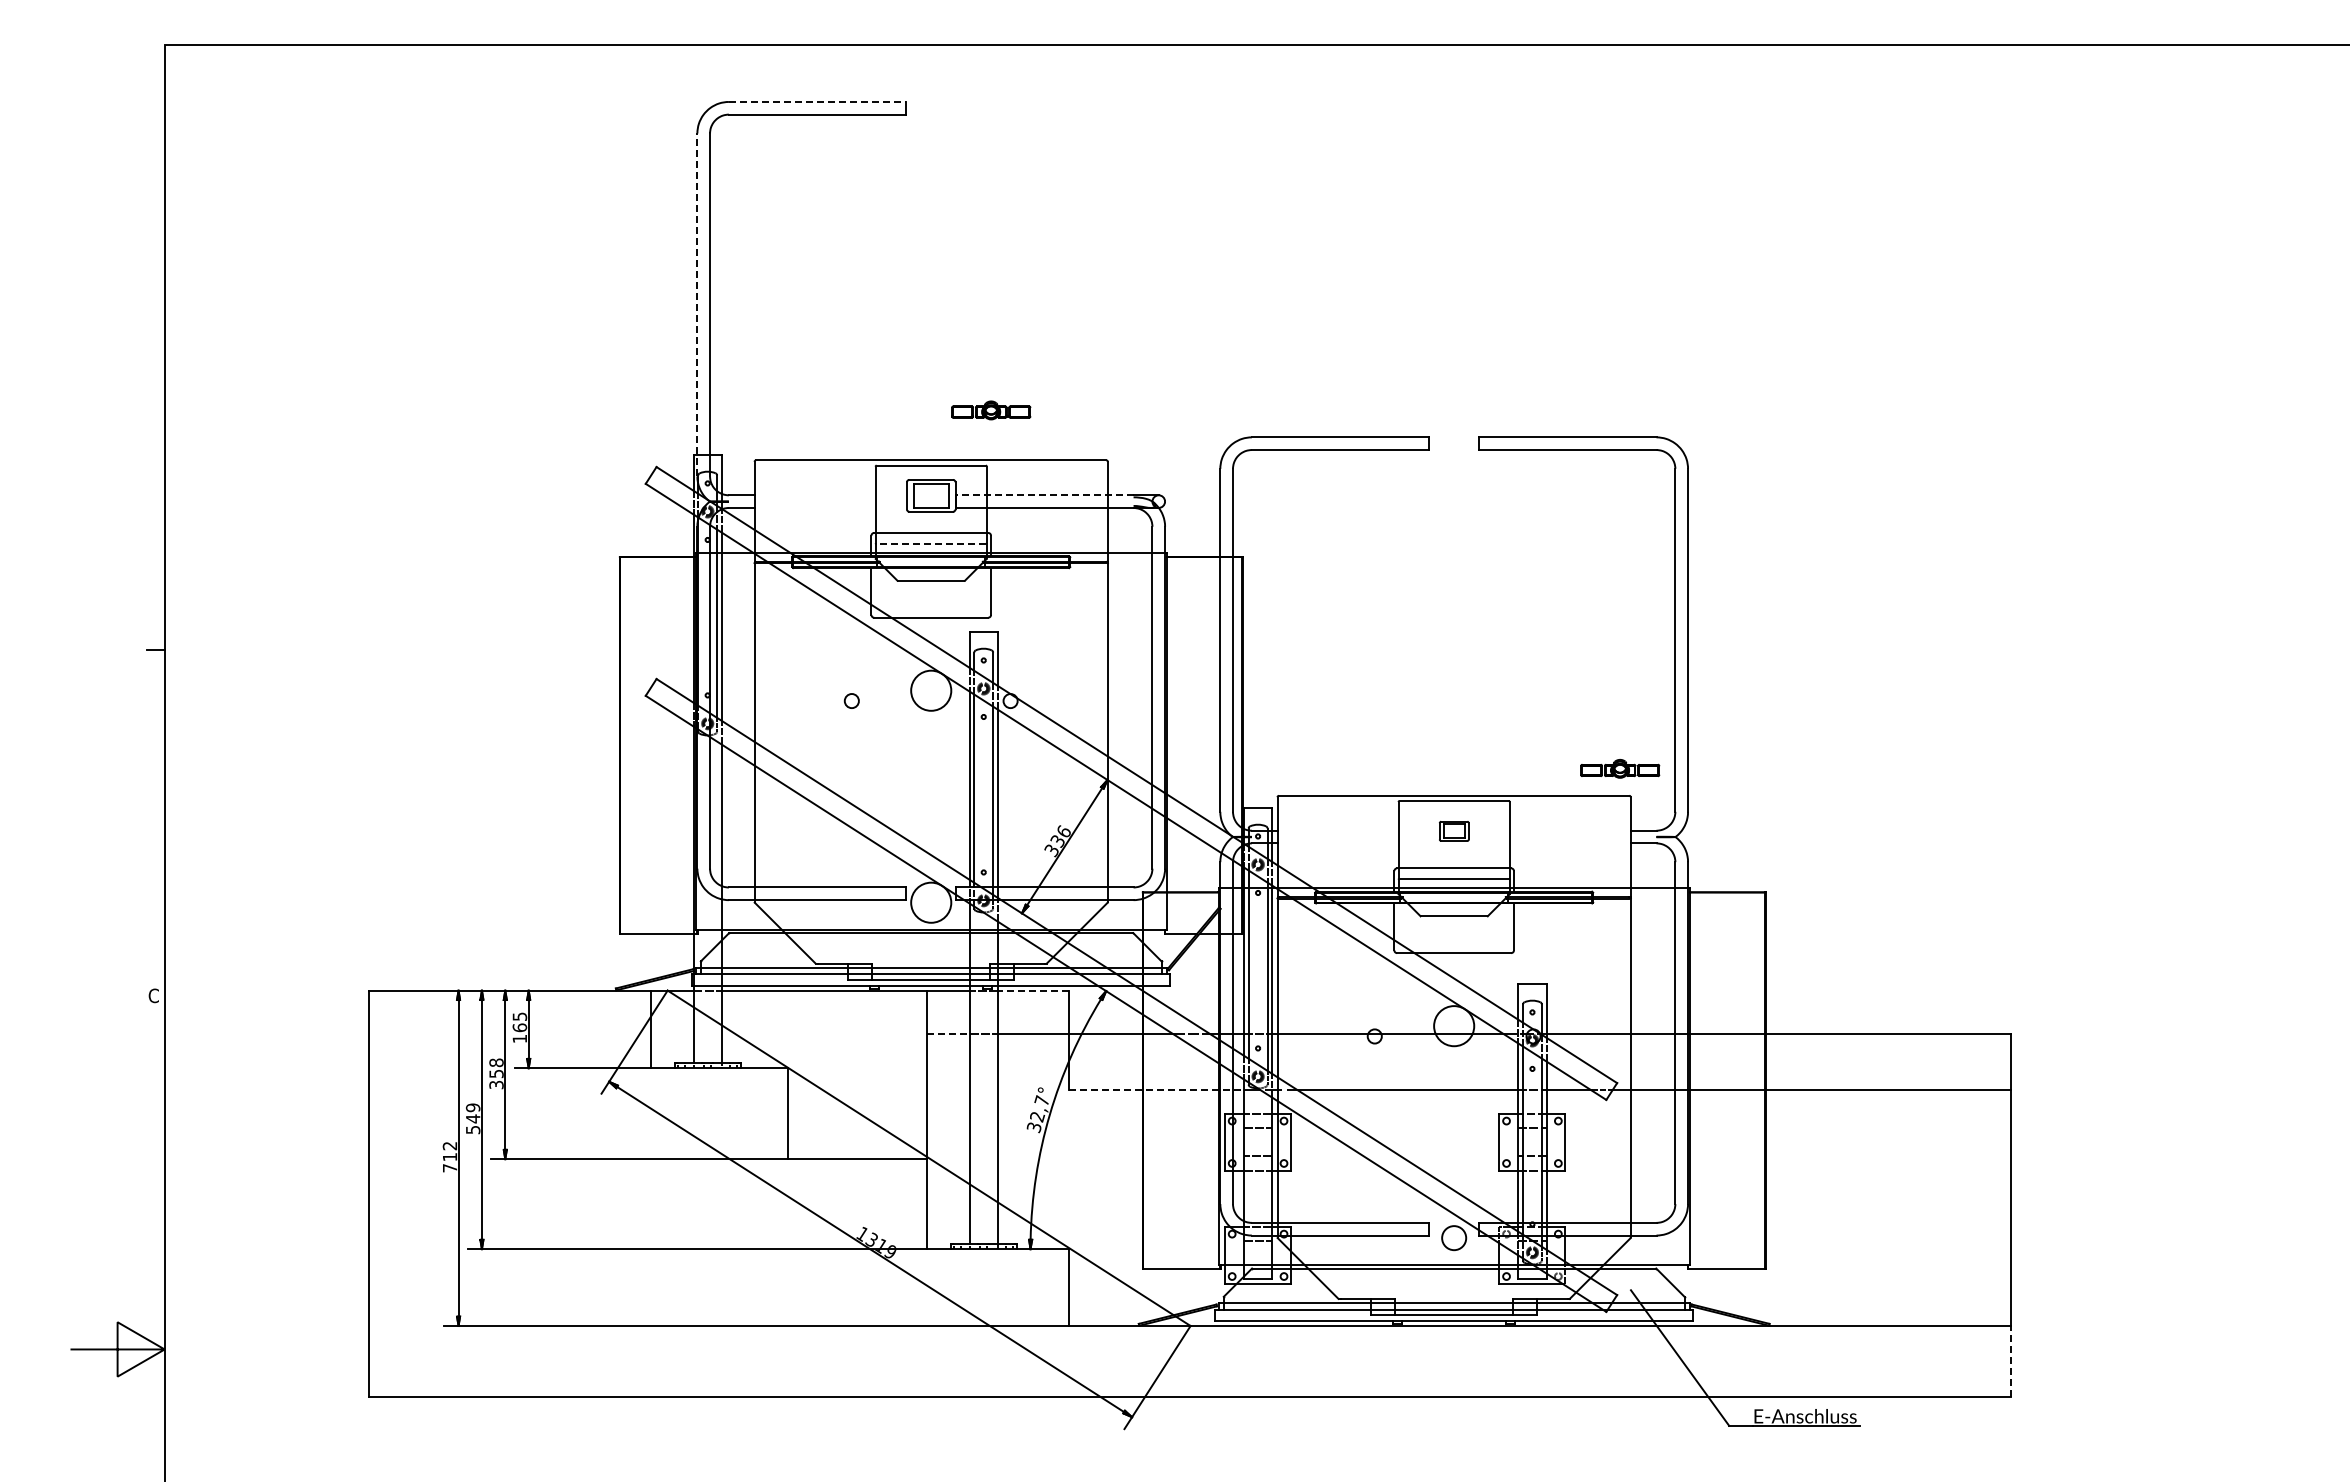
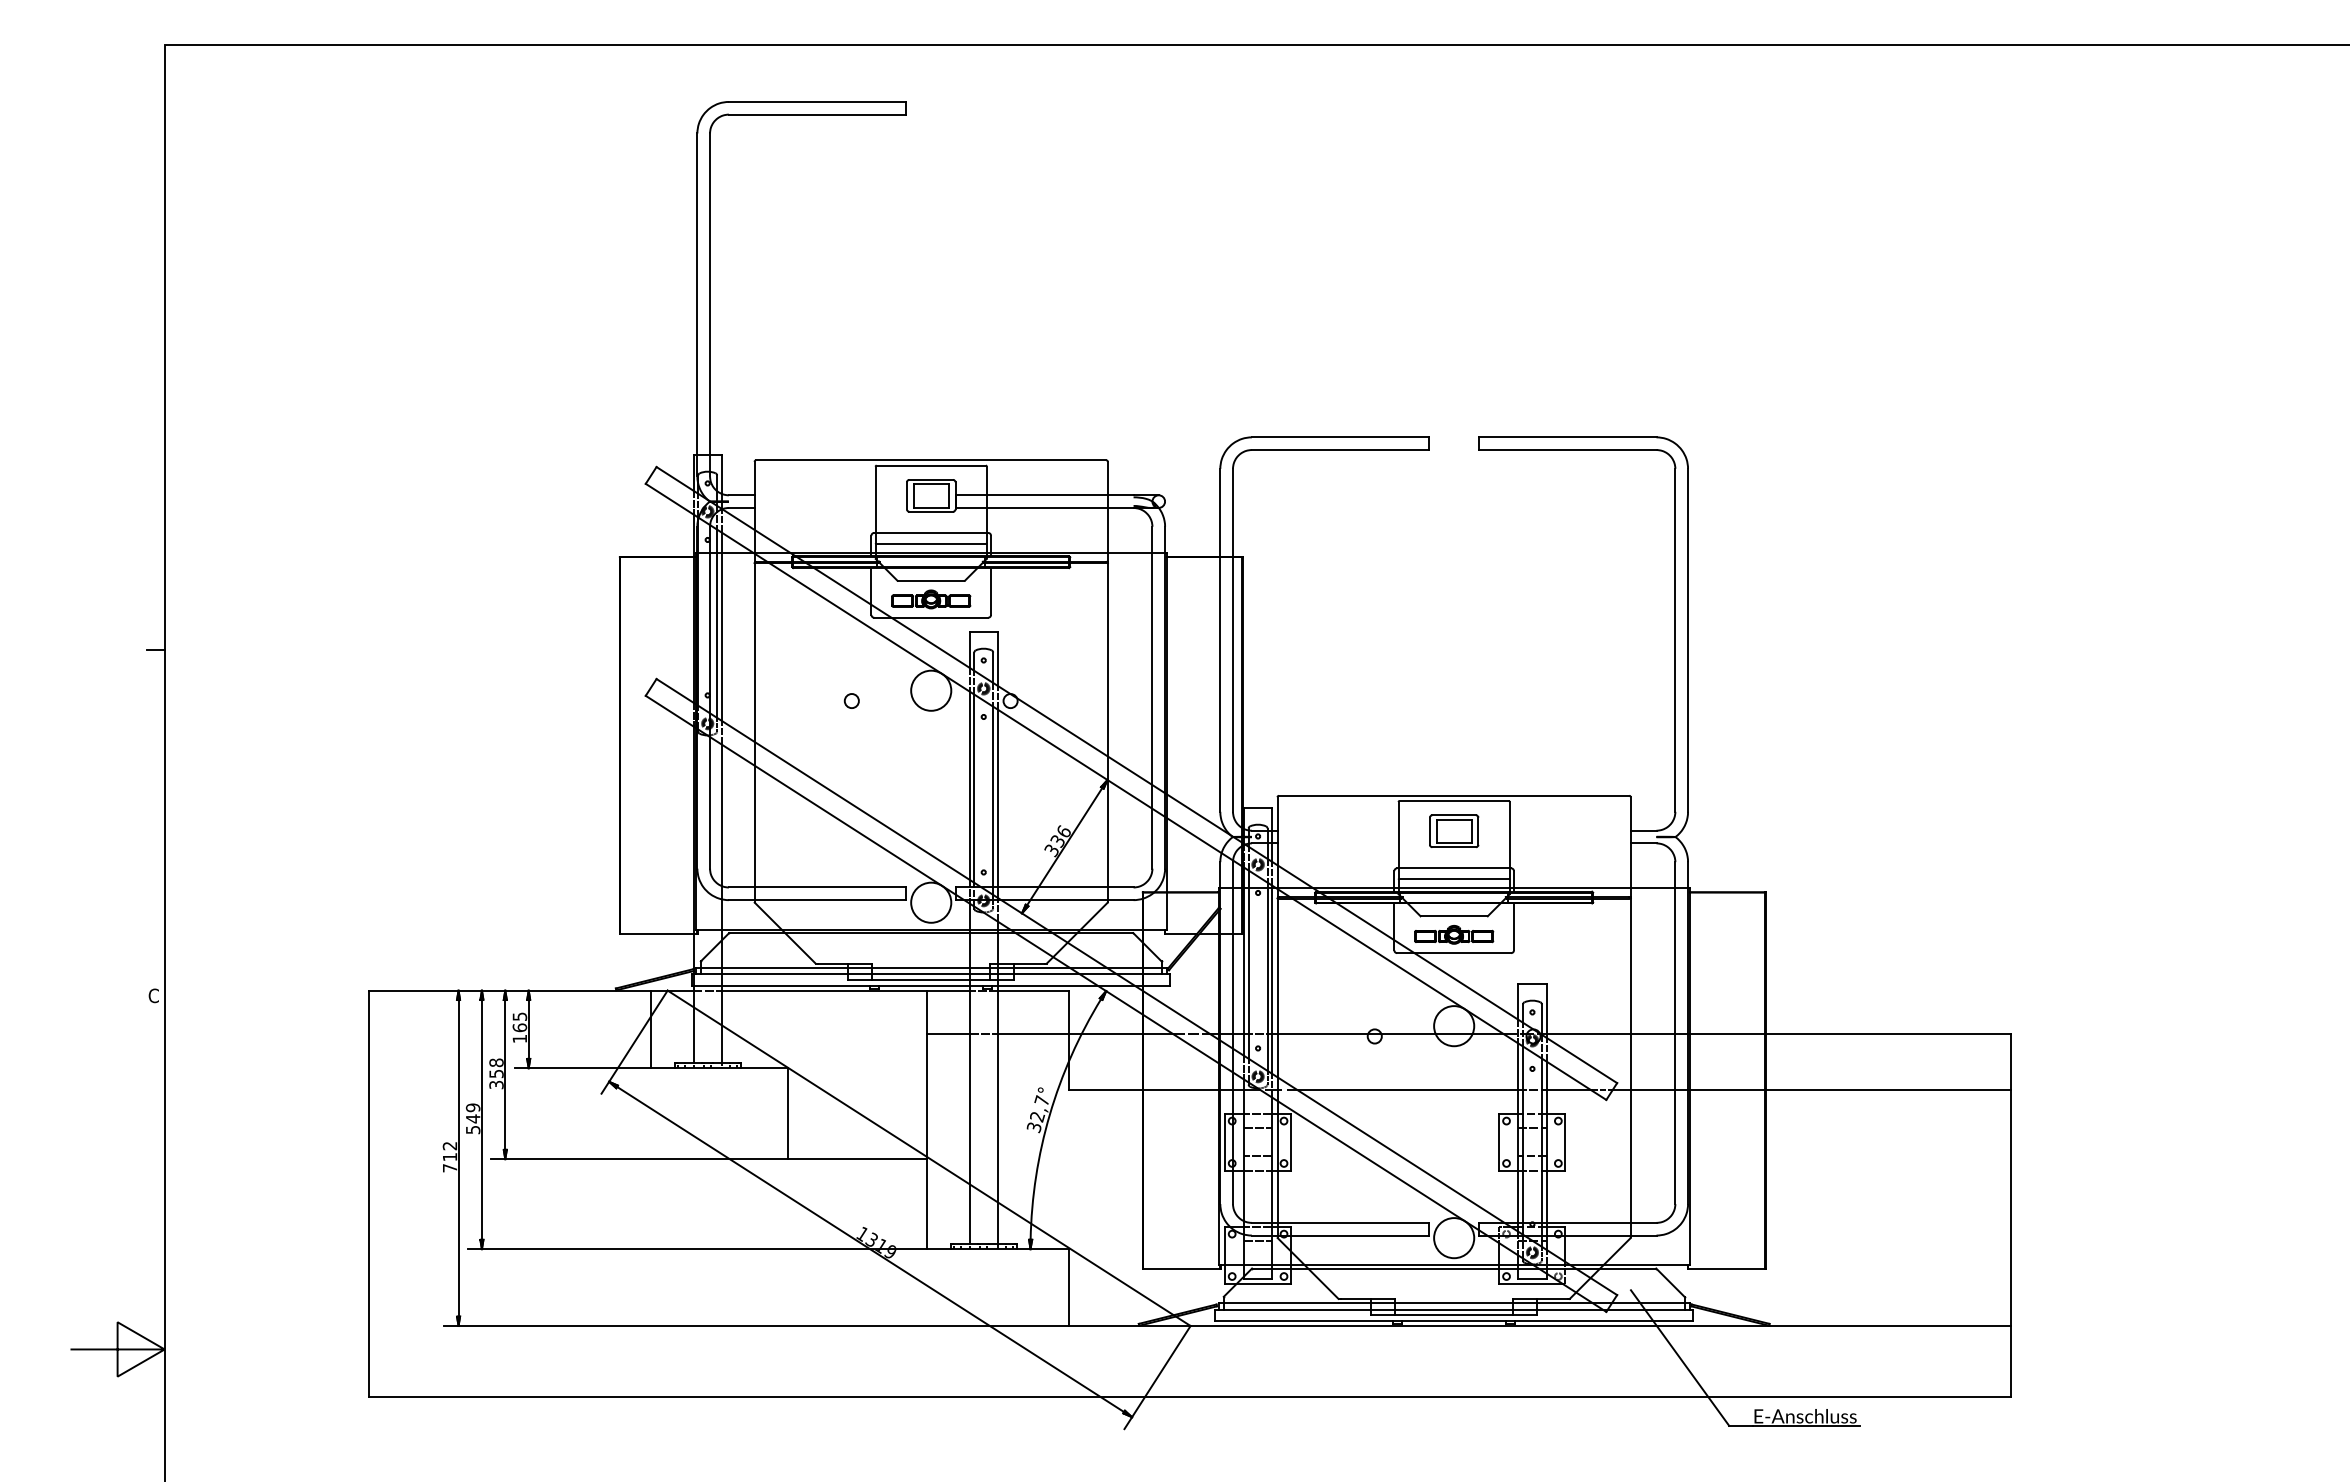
line: dashed -> solid (817, 101)
line: dashed -> solid (697, 304)
part position: (991, 410) -> (931, 599) (931, 599)
line: dashed -> solid (1044, 495)
line: dashed -> solid (931, 543)
part position: (1620, 768) -> (1454, 934) (1454, 934)
part size: 31x21 px -> 51x35 px (1454, 831)
line: dashed -> solid (1032, 990)
line: dashed -> solid (948, 1033)
line: dashed -> solid (1156, 1090)
circle diameter: 24 px -> 40 px (1454, 1238)
line: dashed -> solid (2010, 1360)
